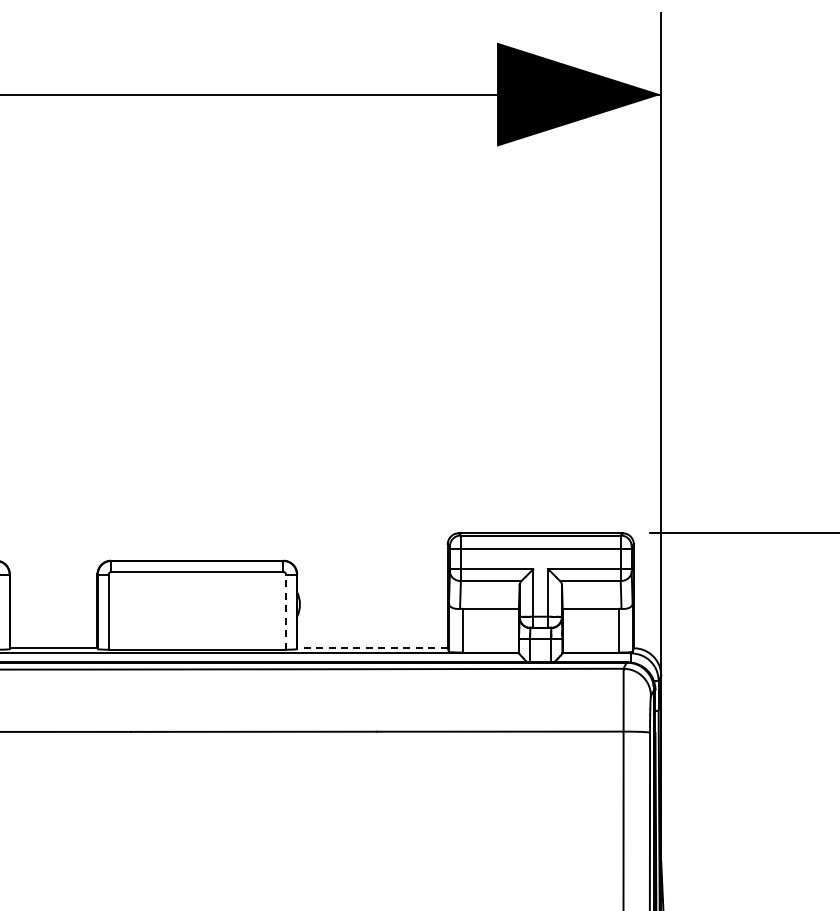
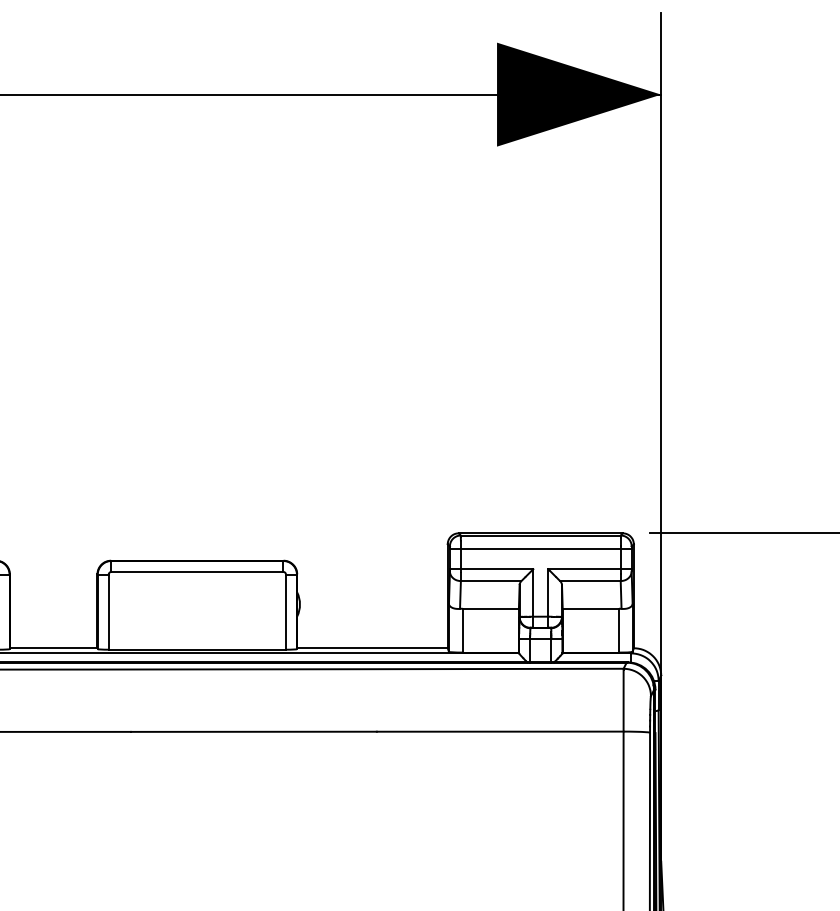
line: dashed -> solid (286, 612)
line: dashed -> solid (372, 648)
